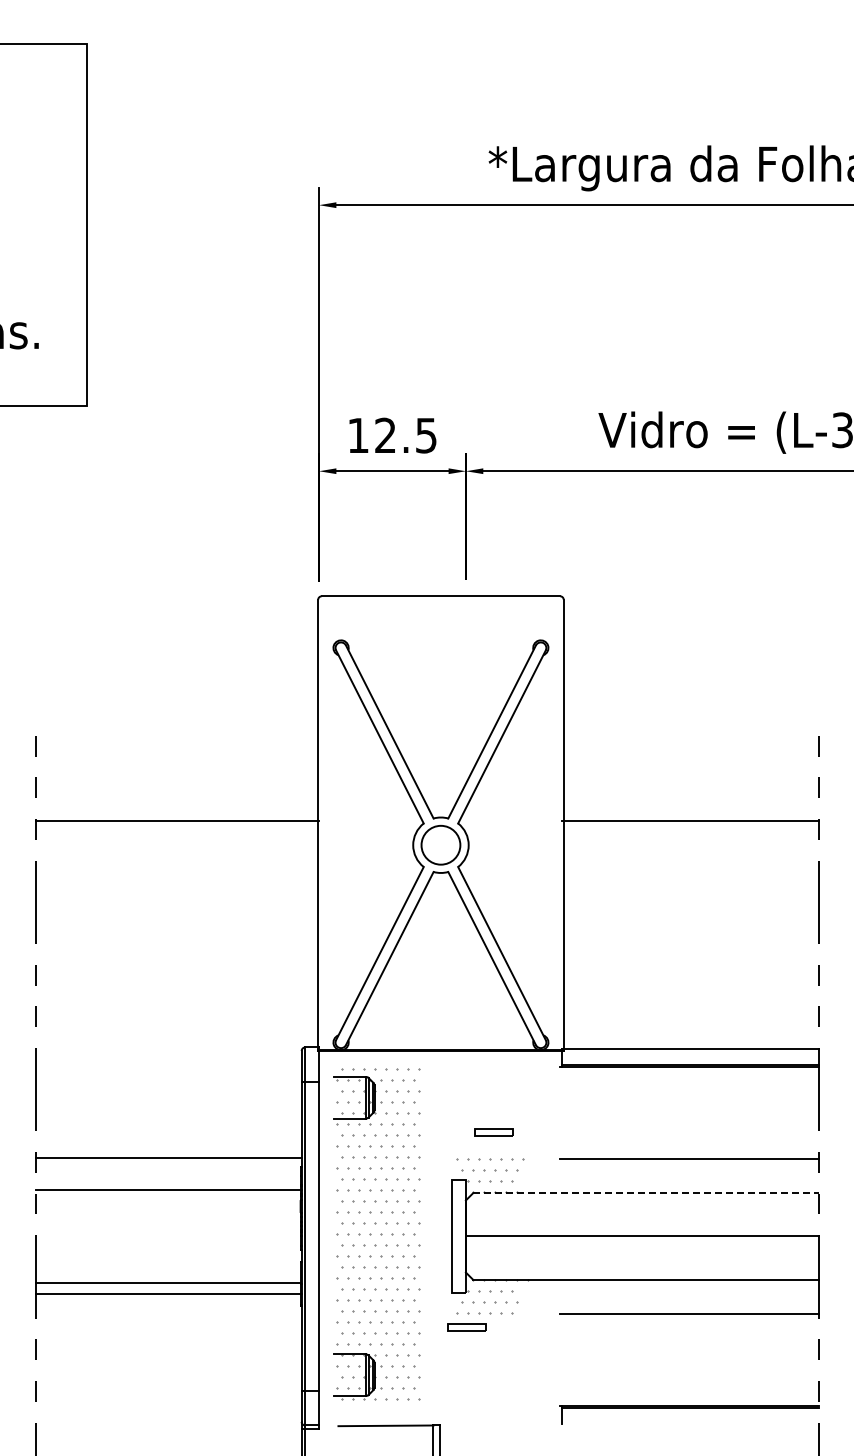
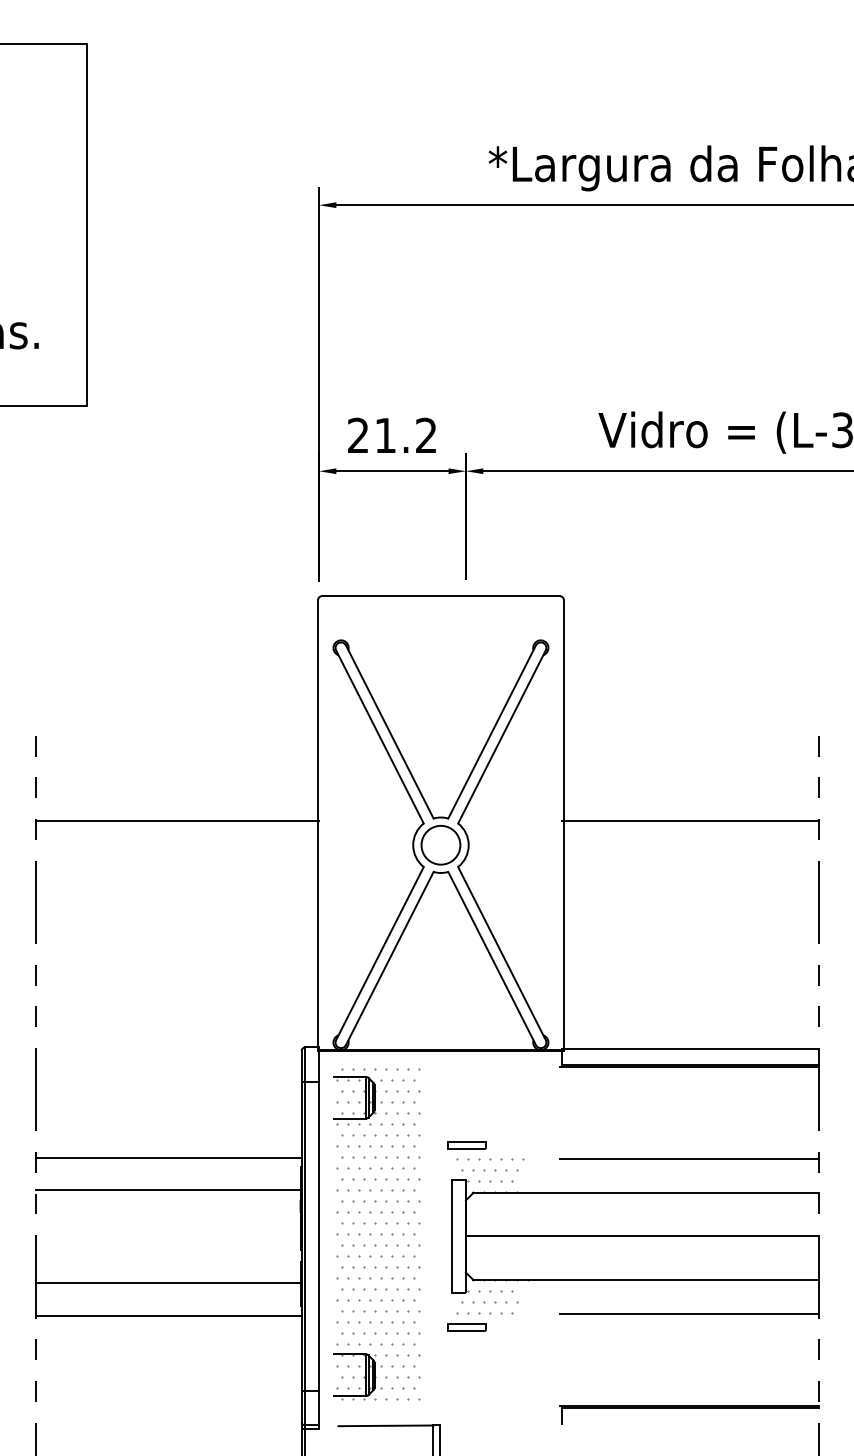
text: 12.5 -> 21.2 (392, 435)
part position: (493, 1132) -> (466, 1145) (466, 1145)
line: dashed -> solid (646, 1193)
line position: (168, 1293) -> (168, 1315) (168, 1315)
